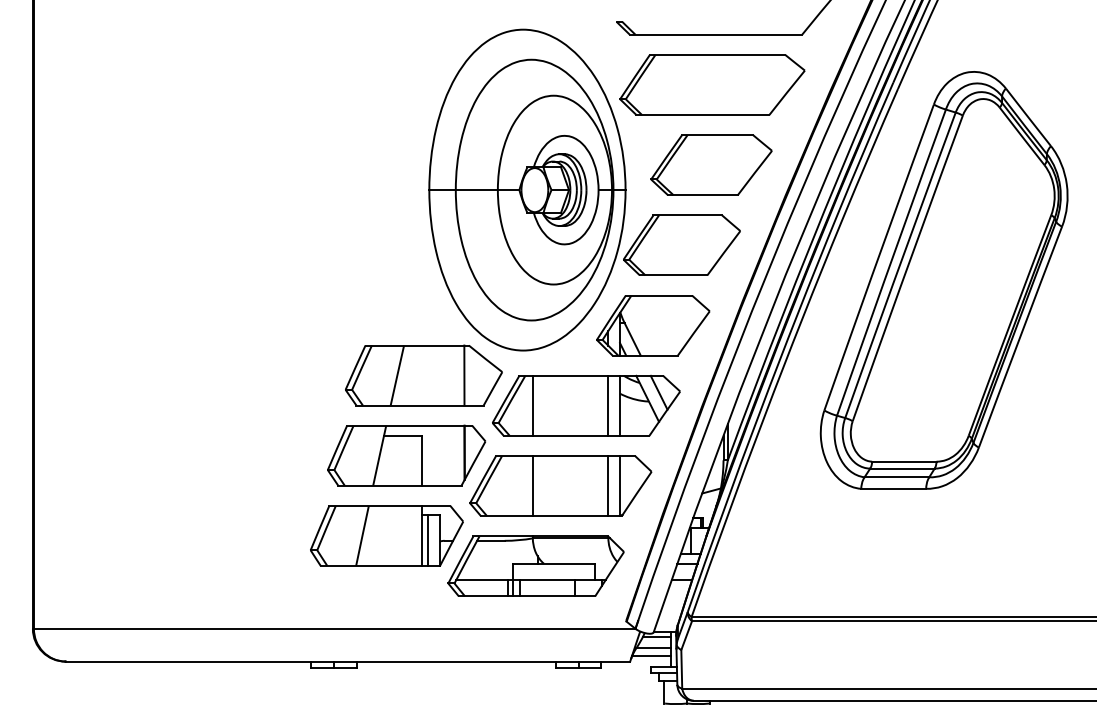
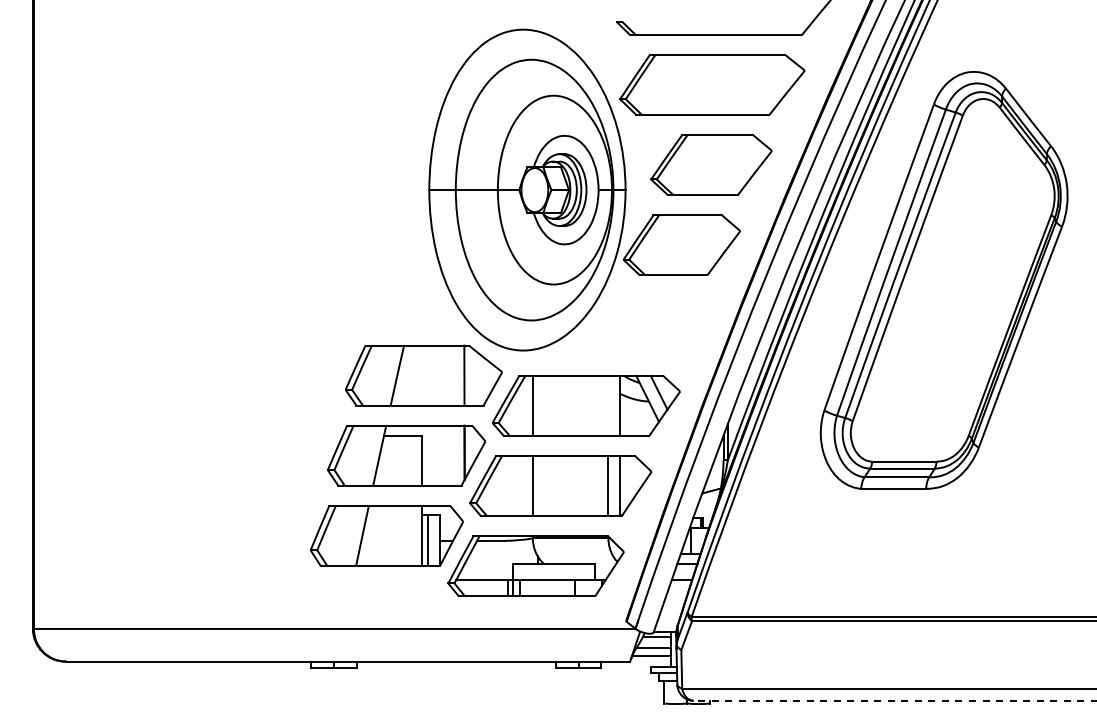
part: present -> none (653, 325)
line: present -> none (608, 405)
line: solid -> dashed (894, 700)
